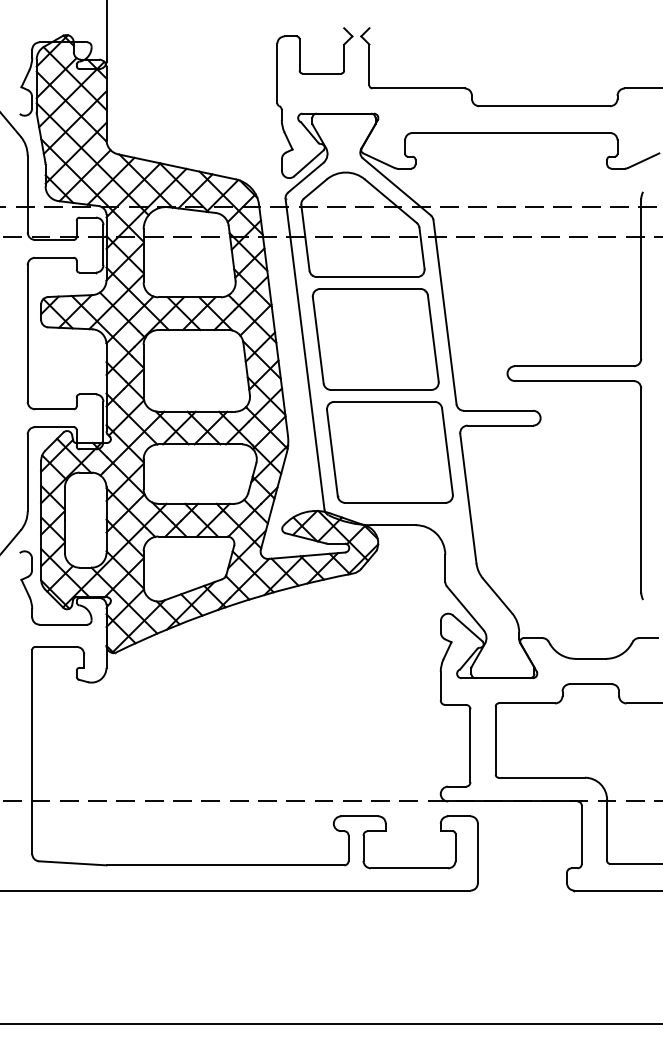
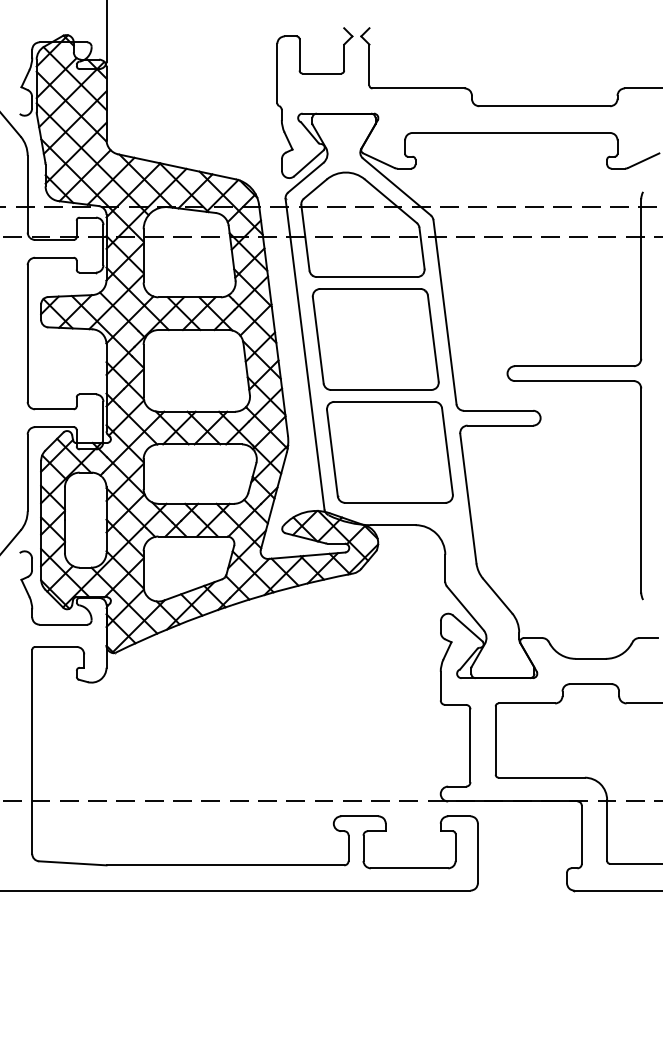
line: present -> none (330, 1024)
